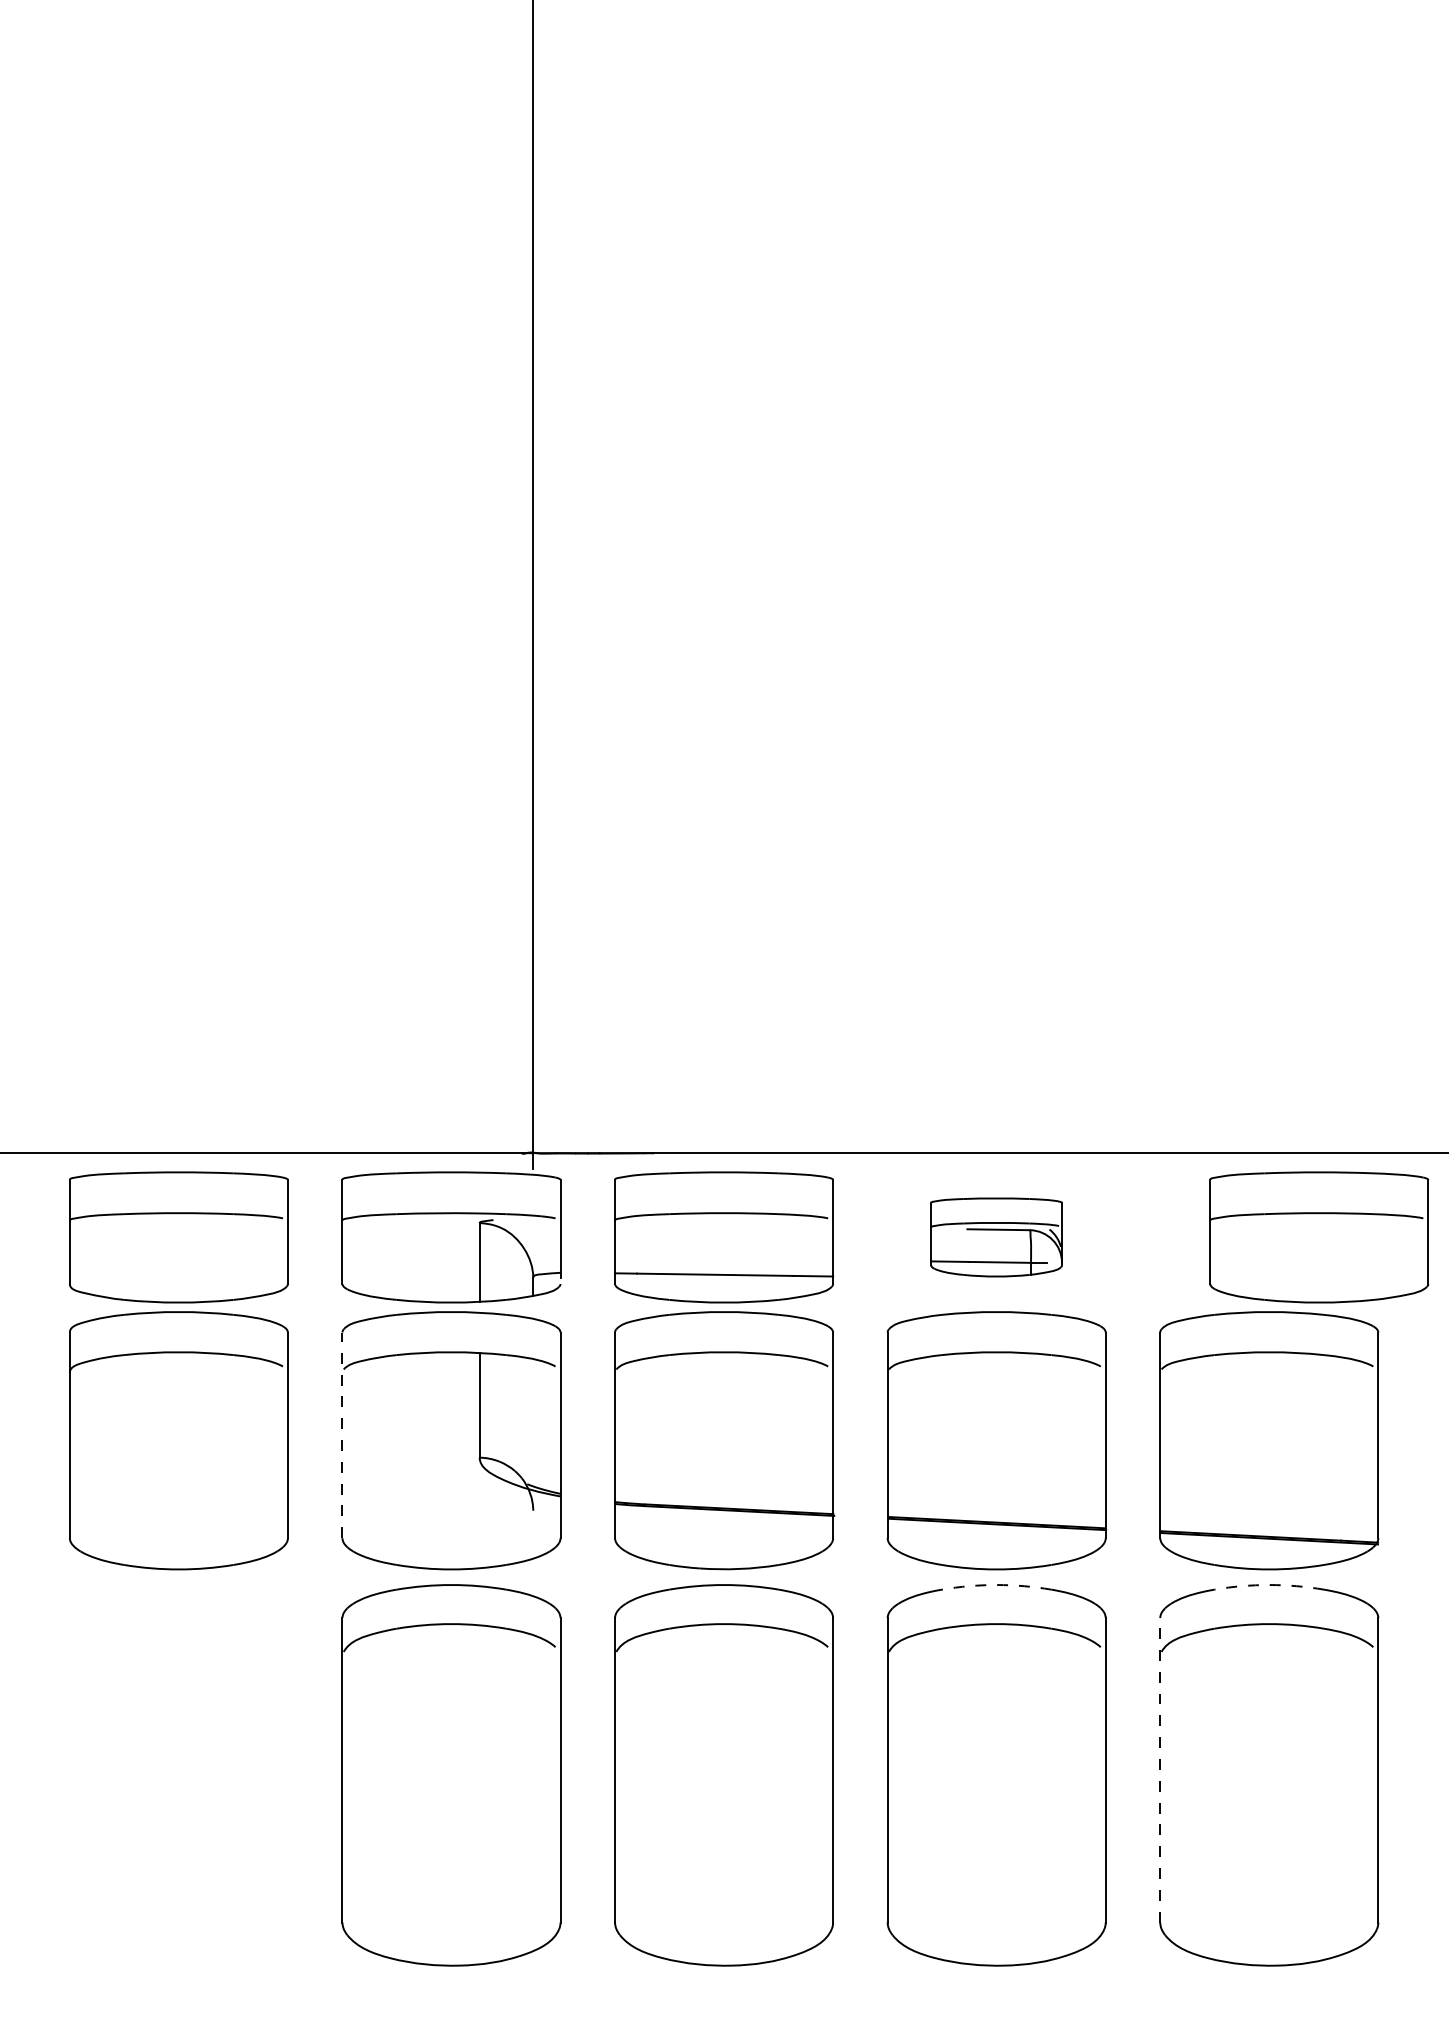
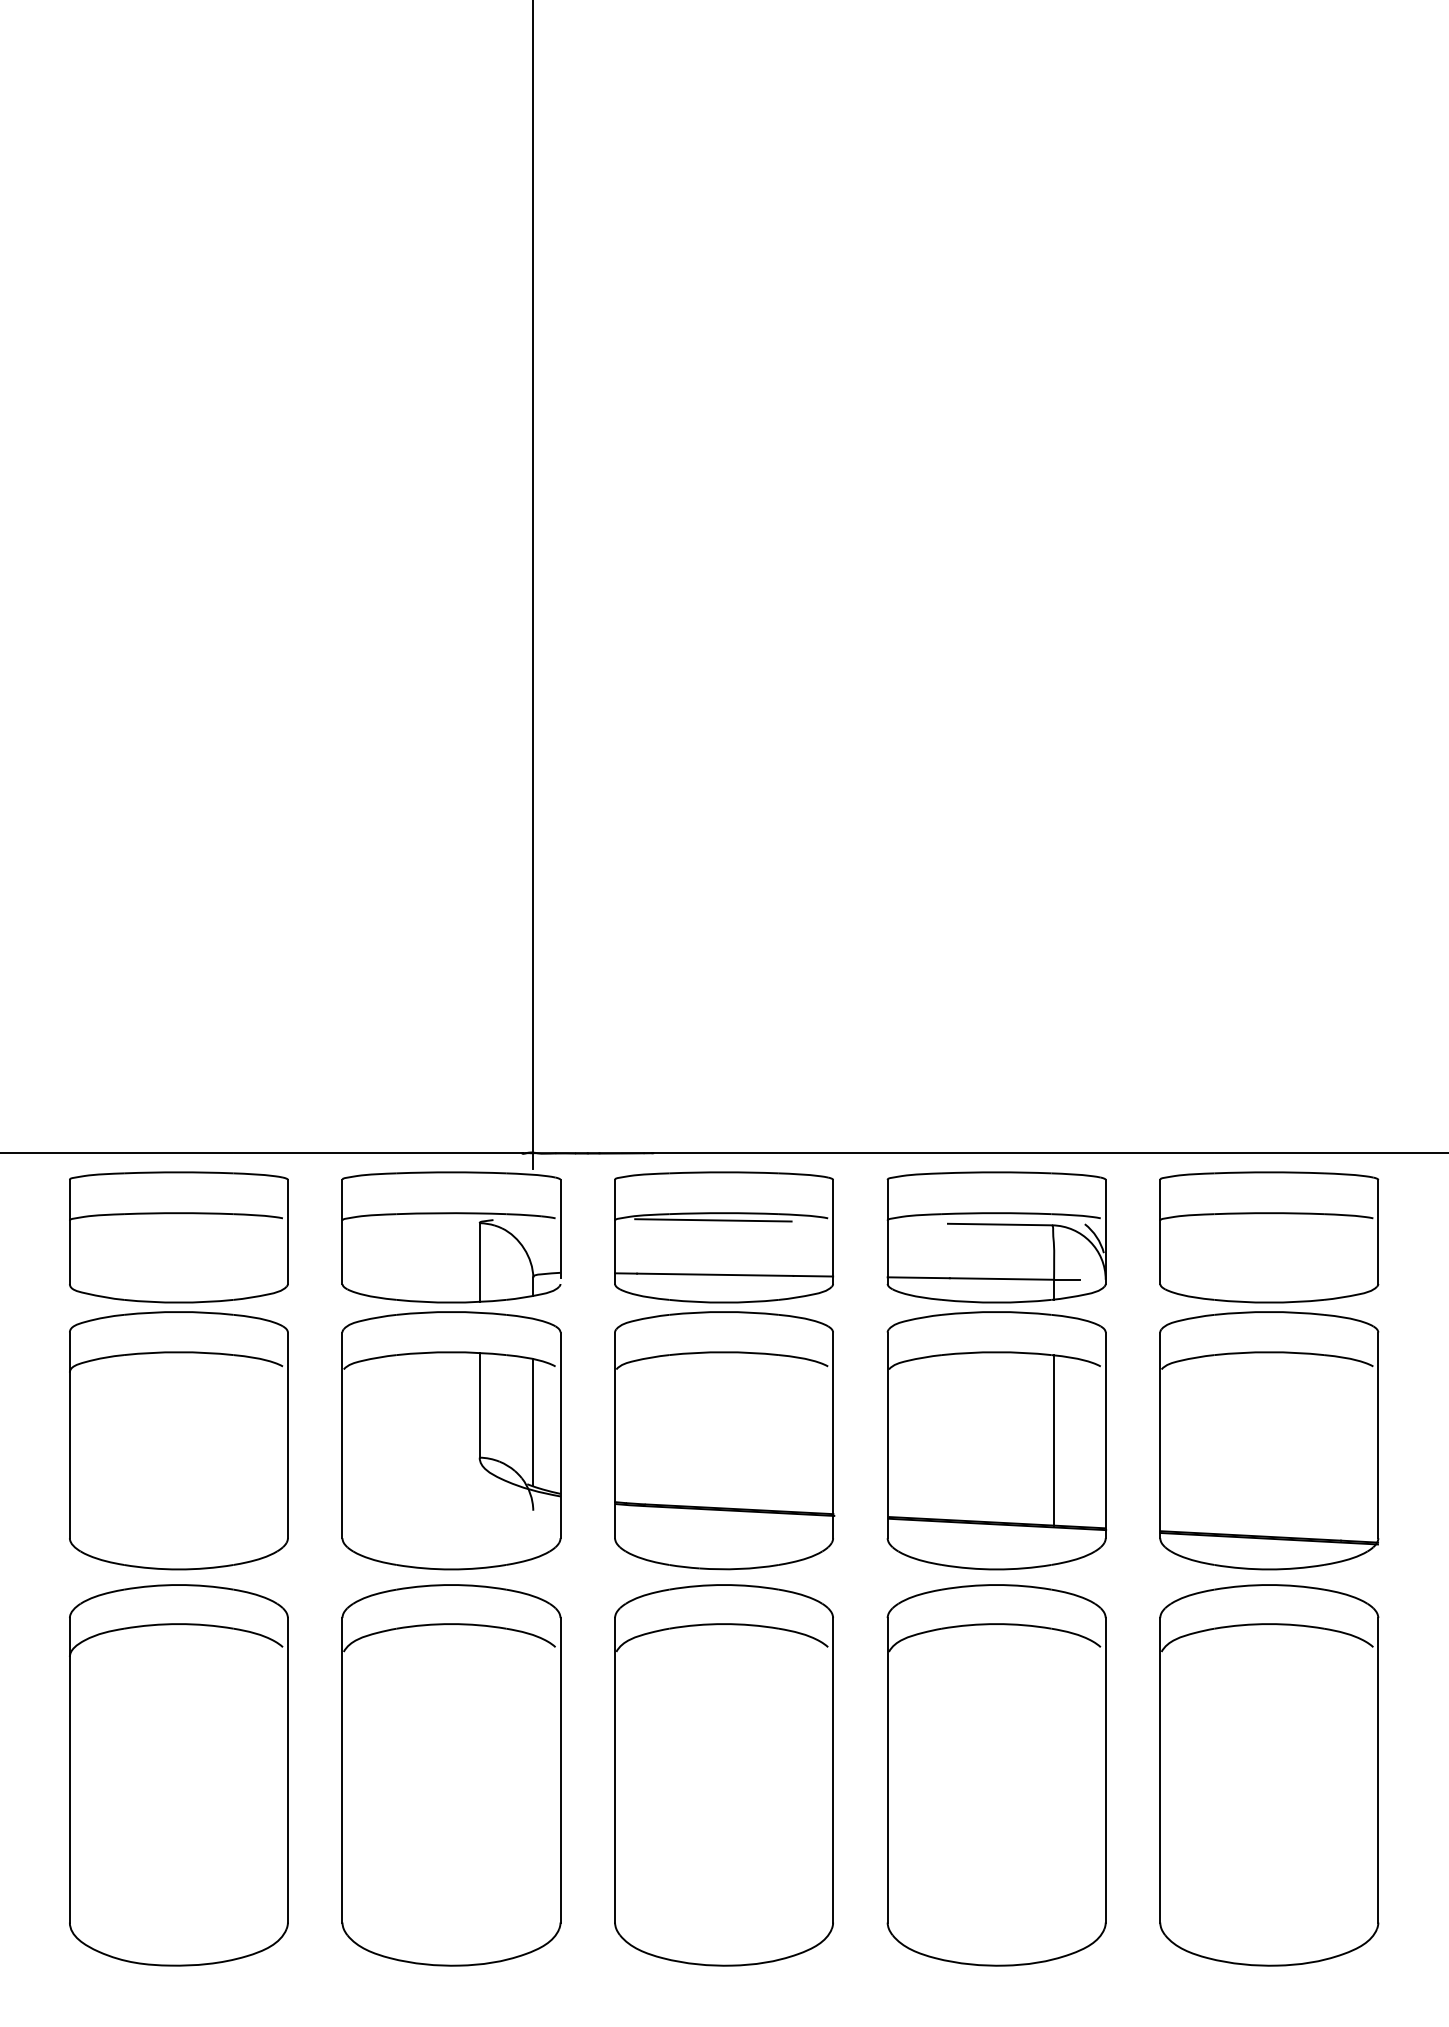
line: none -> present (713, 1220)
part size: 133x81 px -> 221x133 px (996, 1237)
part position: (1319, 1237) -> (1269, 1237) (1269, 1237)
line: none -> present (533, 1422)
line: dashed -> solid (342, 1435)
line: none -> present (1054, 1440)
arc: dashed -> solid (996, 1585)
arc: dashed -> solid (1269, 1585)
line: dashed -> solid (1160, 1769)
part: none -> present (178, 1775)
